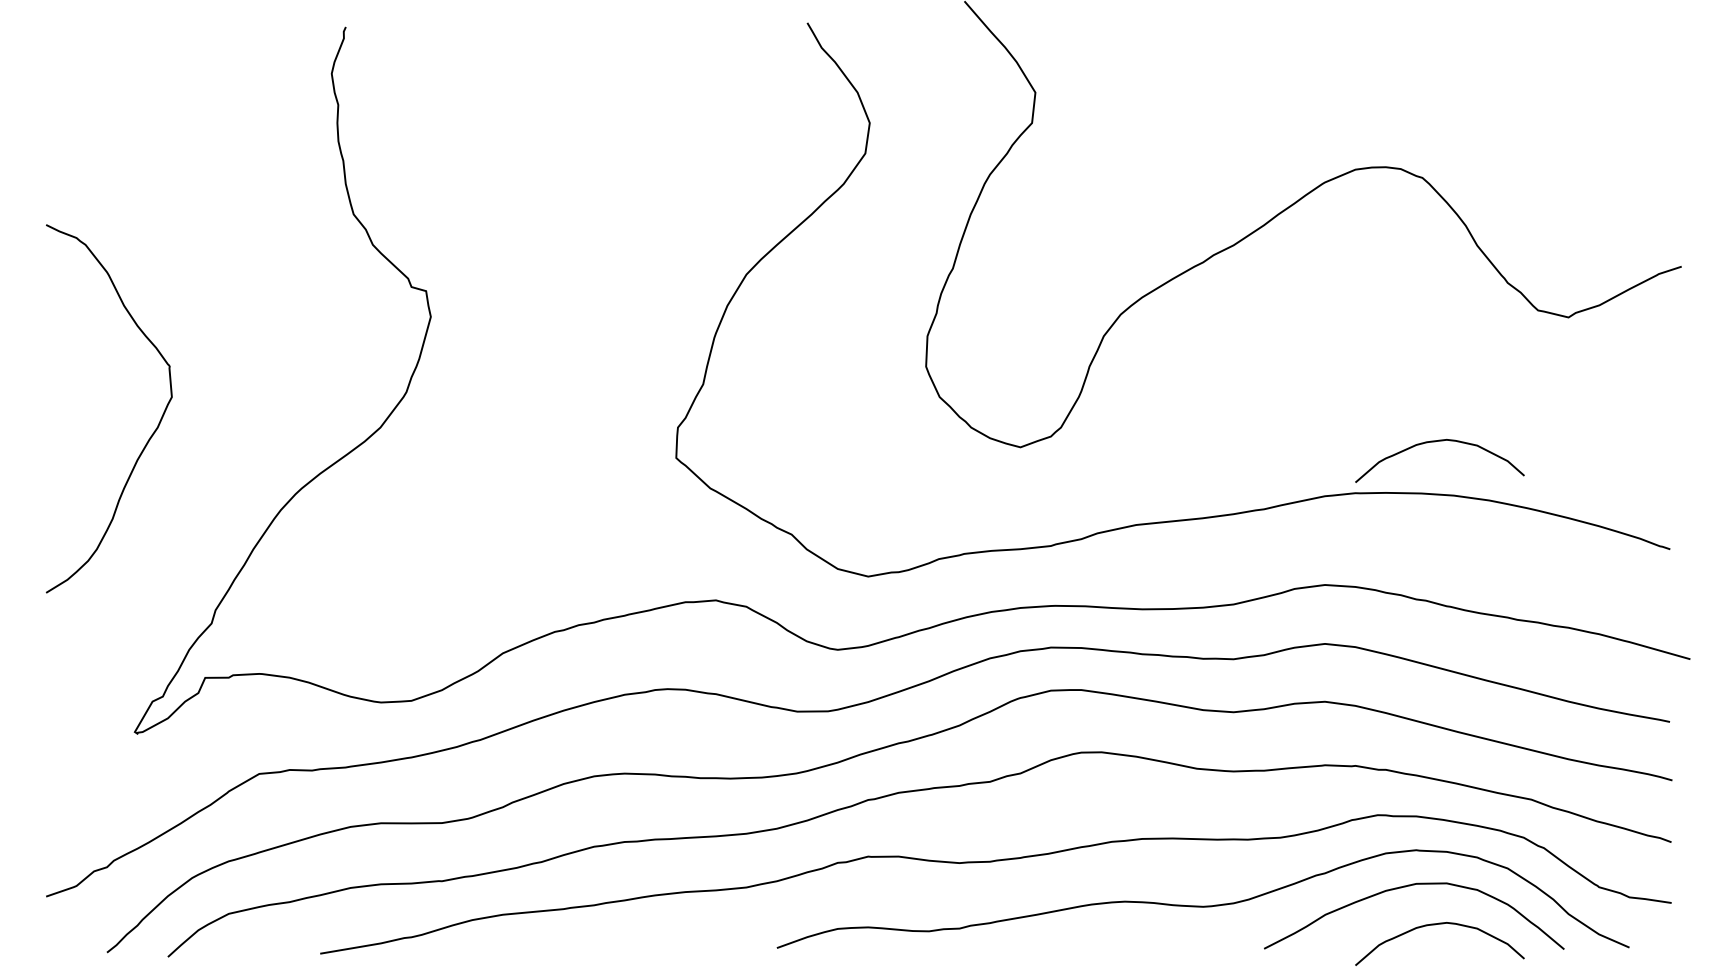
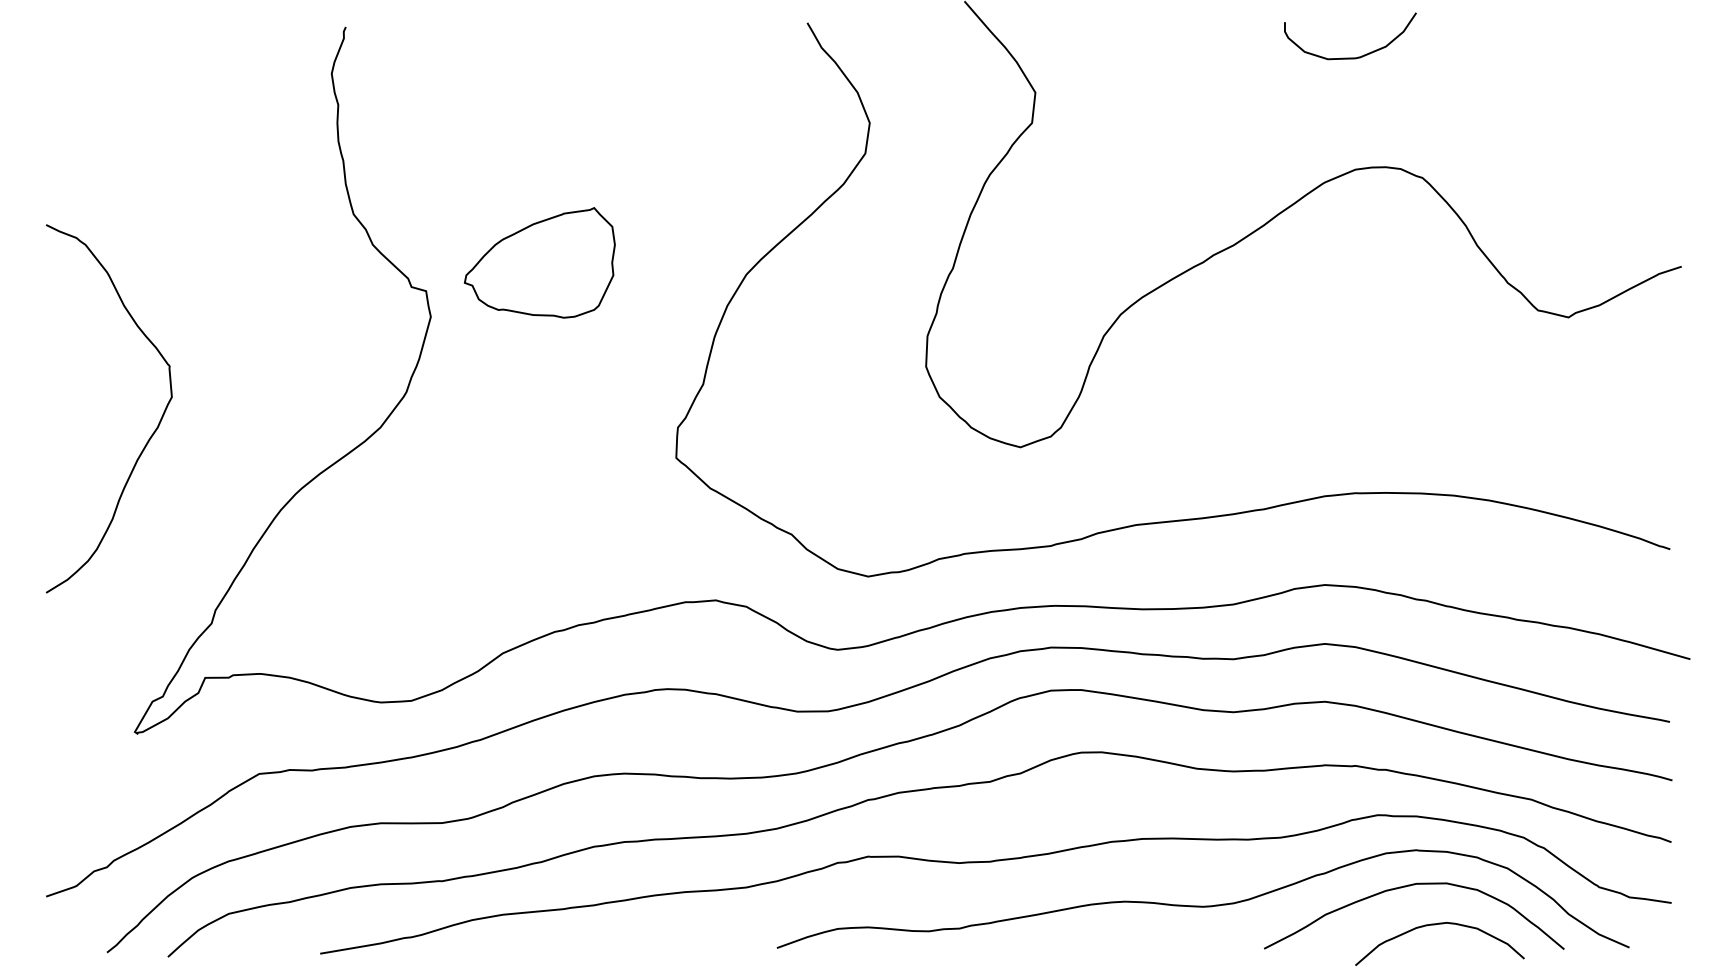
curve: none -> present (1350, 57)
part: none -> present (539, 262)
curve: present -> none (1435, 442)
